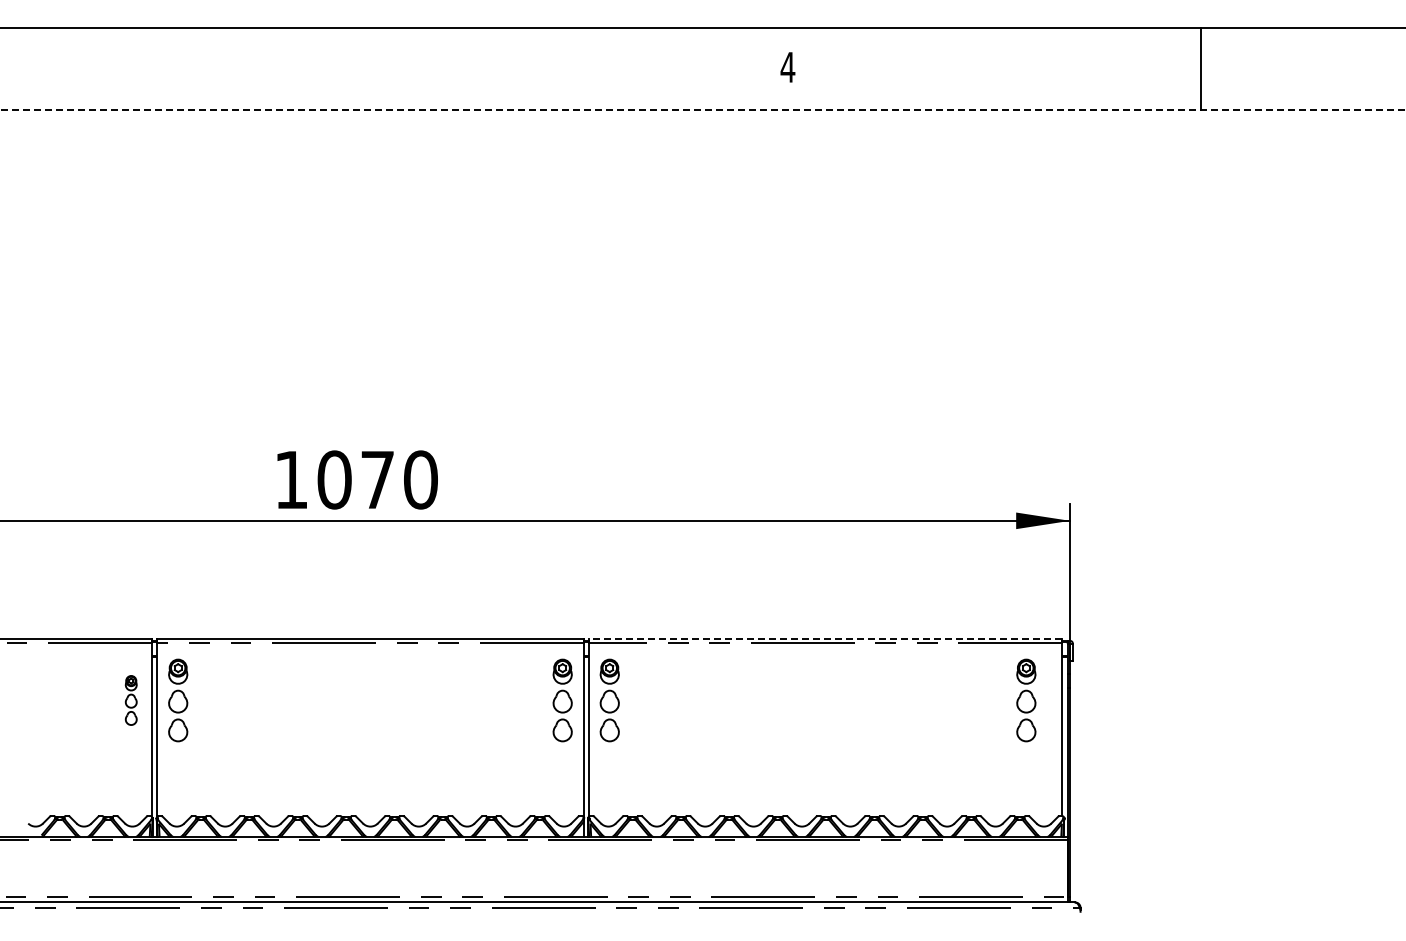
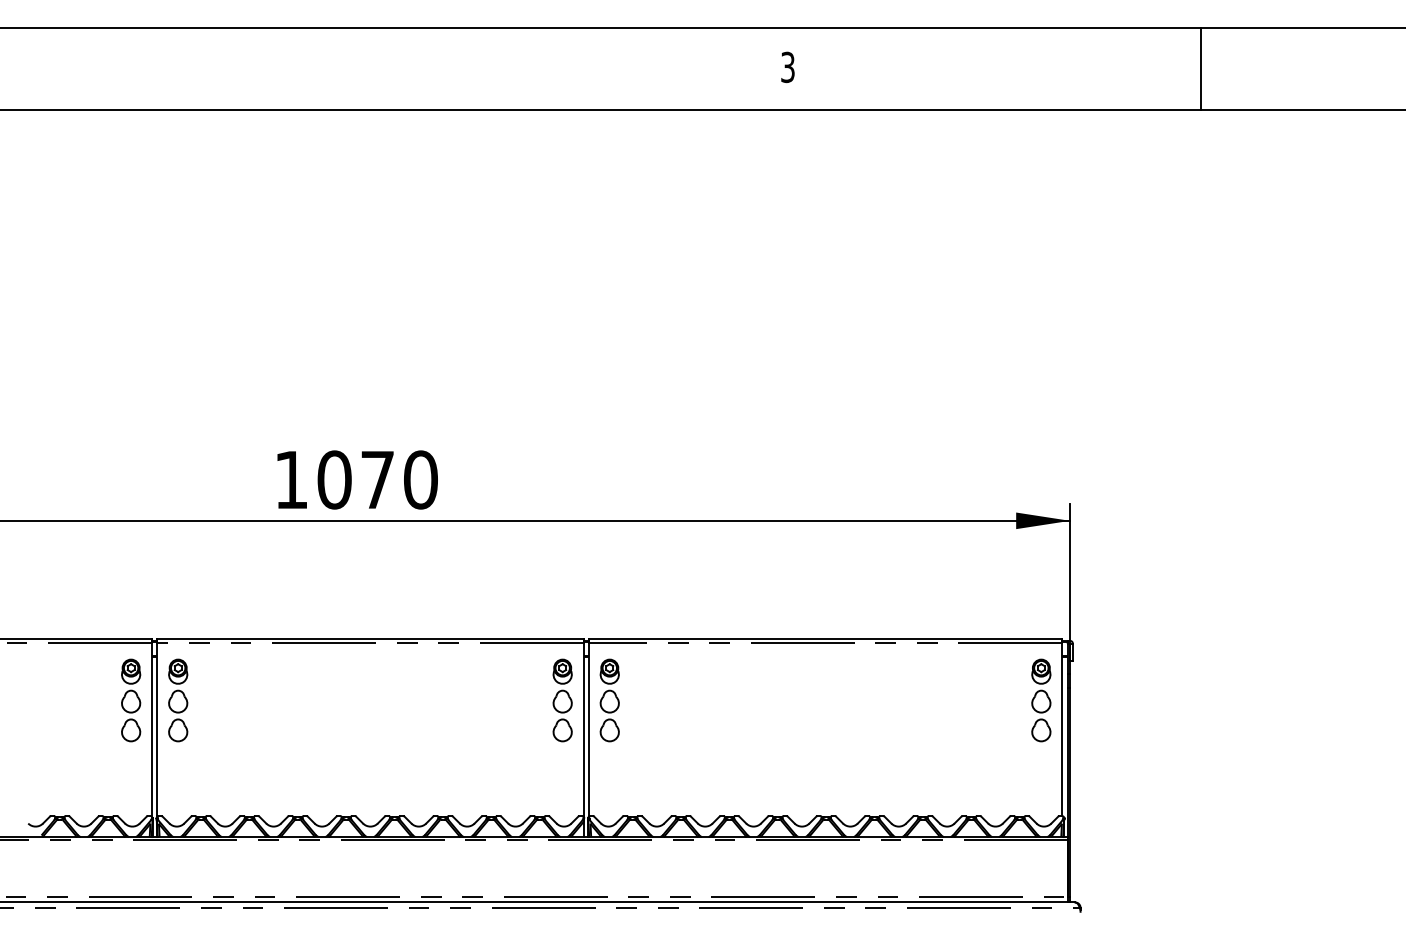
text: 4 -> 3 (787, 67)
line: dashed -> solid (702, 109)
line: dashed -> solid (825, 638)
part size: 14x51 px -> 21x85 px (131, 700)
part position: (1026, 700) -> (1041, 700) (1041, 700)
